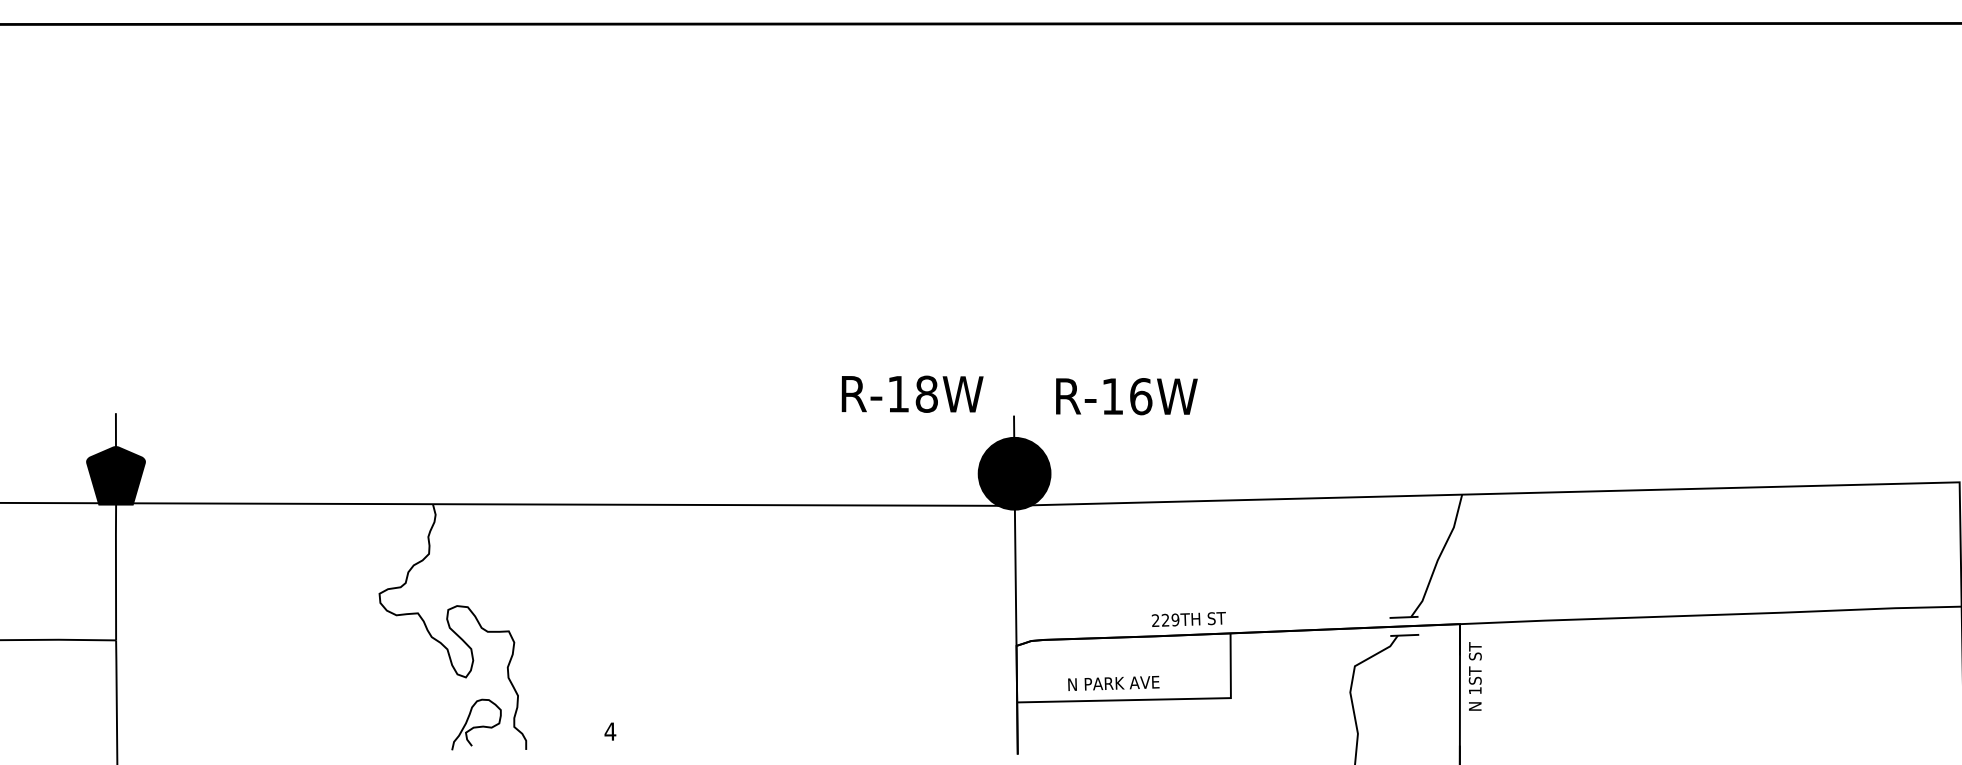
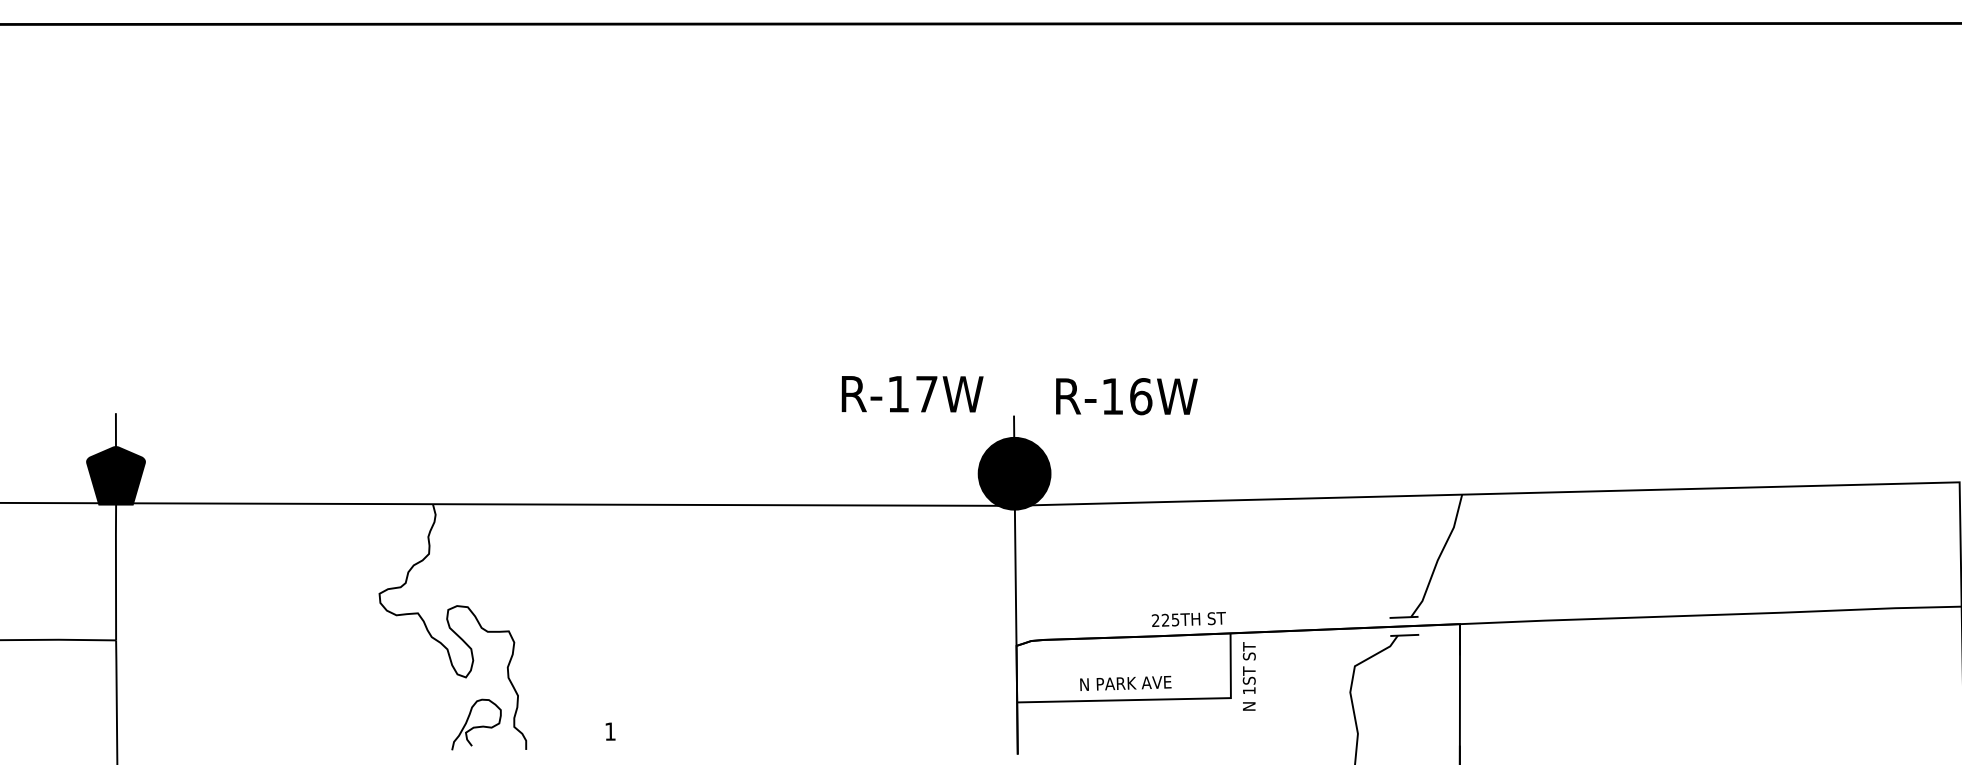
text: R-18W -> R-17W (926, 393)
text: 229TH -> 225TH (1175, 619)
text position: (1474, 676) -> (1248, 676) (1248, 676)
text position: (1113, 682) -> (1125, 682) (1125, 682)
text: 4 -> 1 (610, 731)
